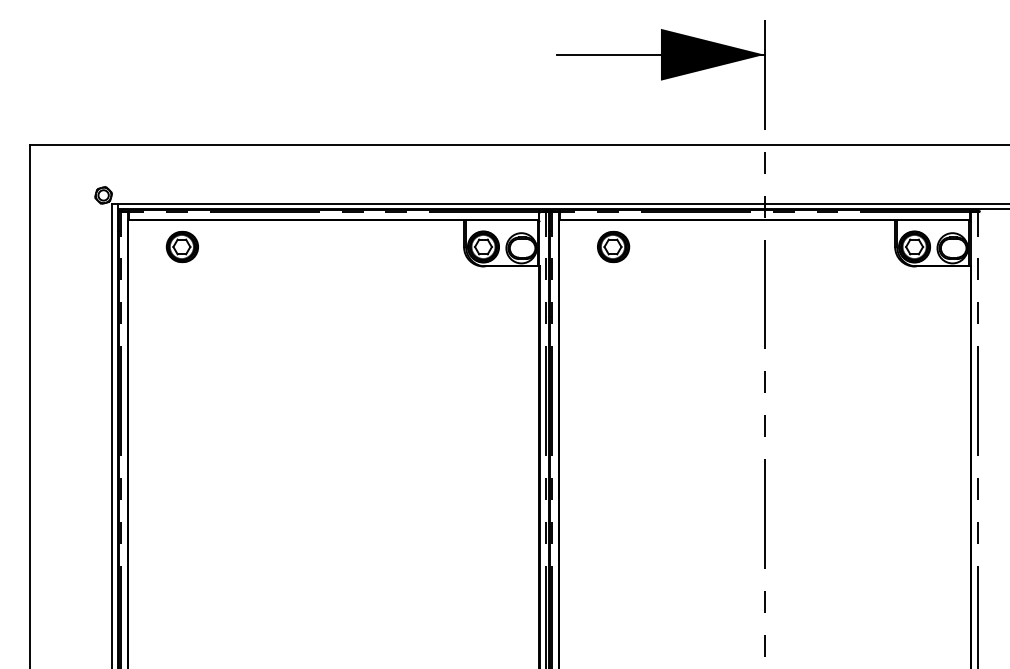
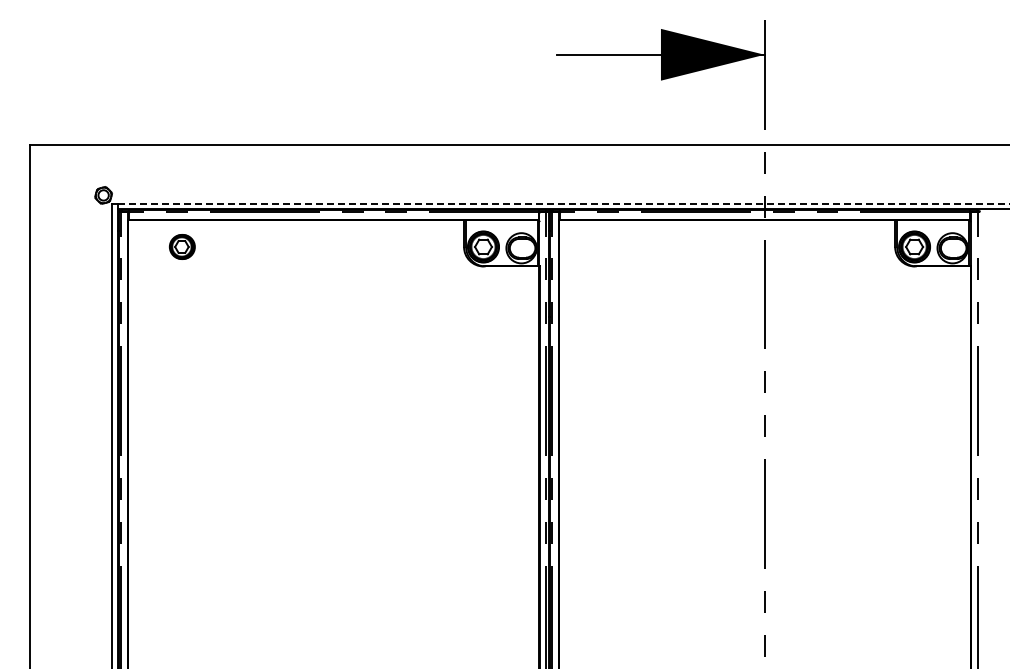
line: solid -> dashed (564, 204)
part size: 34x32 px -> 27x26 px (182, 246)
part: present -> none (613, 246)
